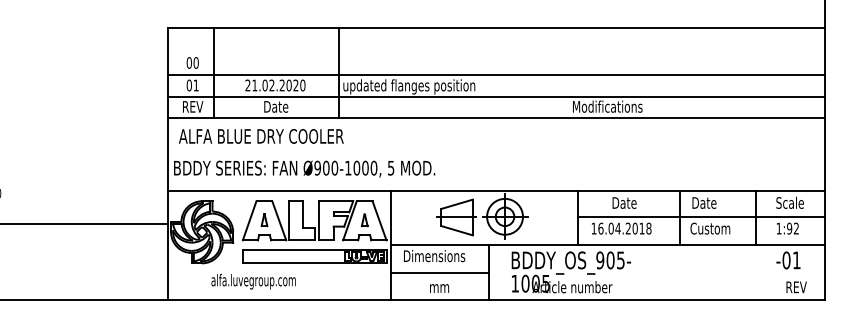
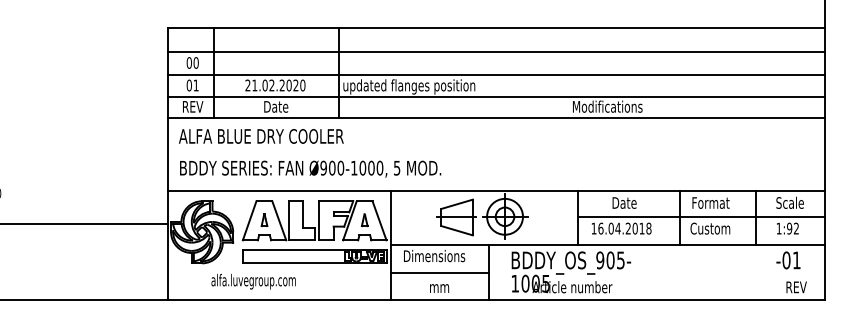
line: none -> present (496, 51)
text position: (304, 168) -> (310, 168) (310, 168)
text: Date -> Format (711, 202)
